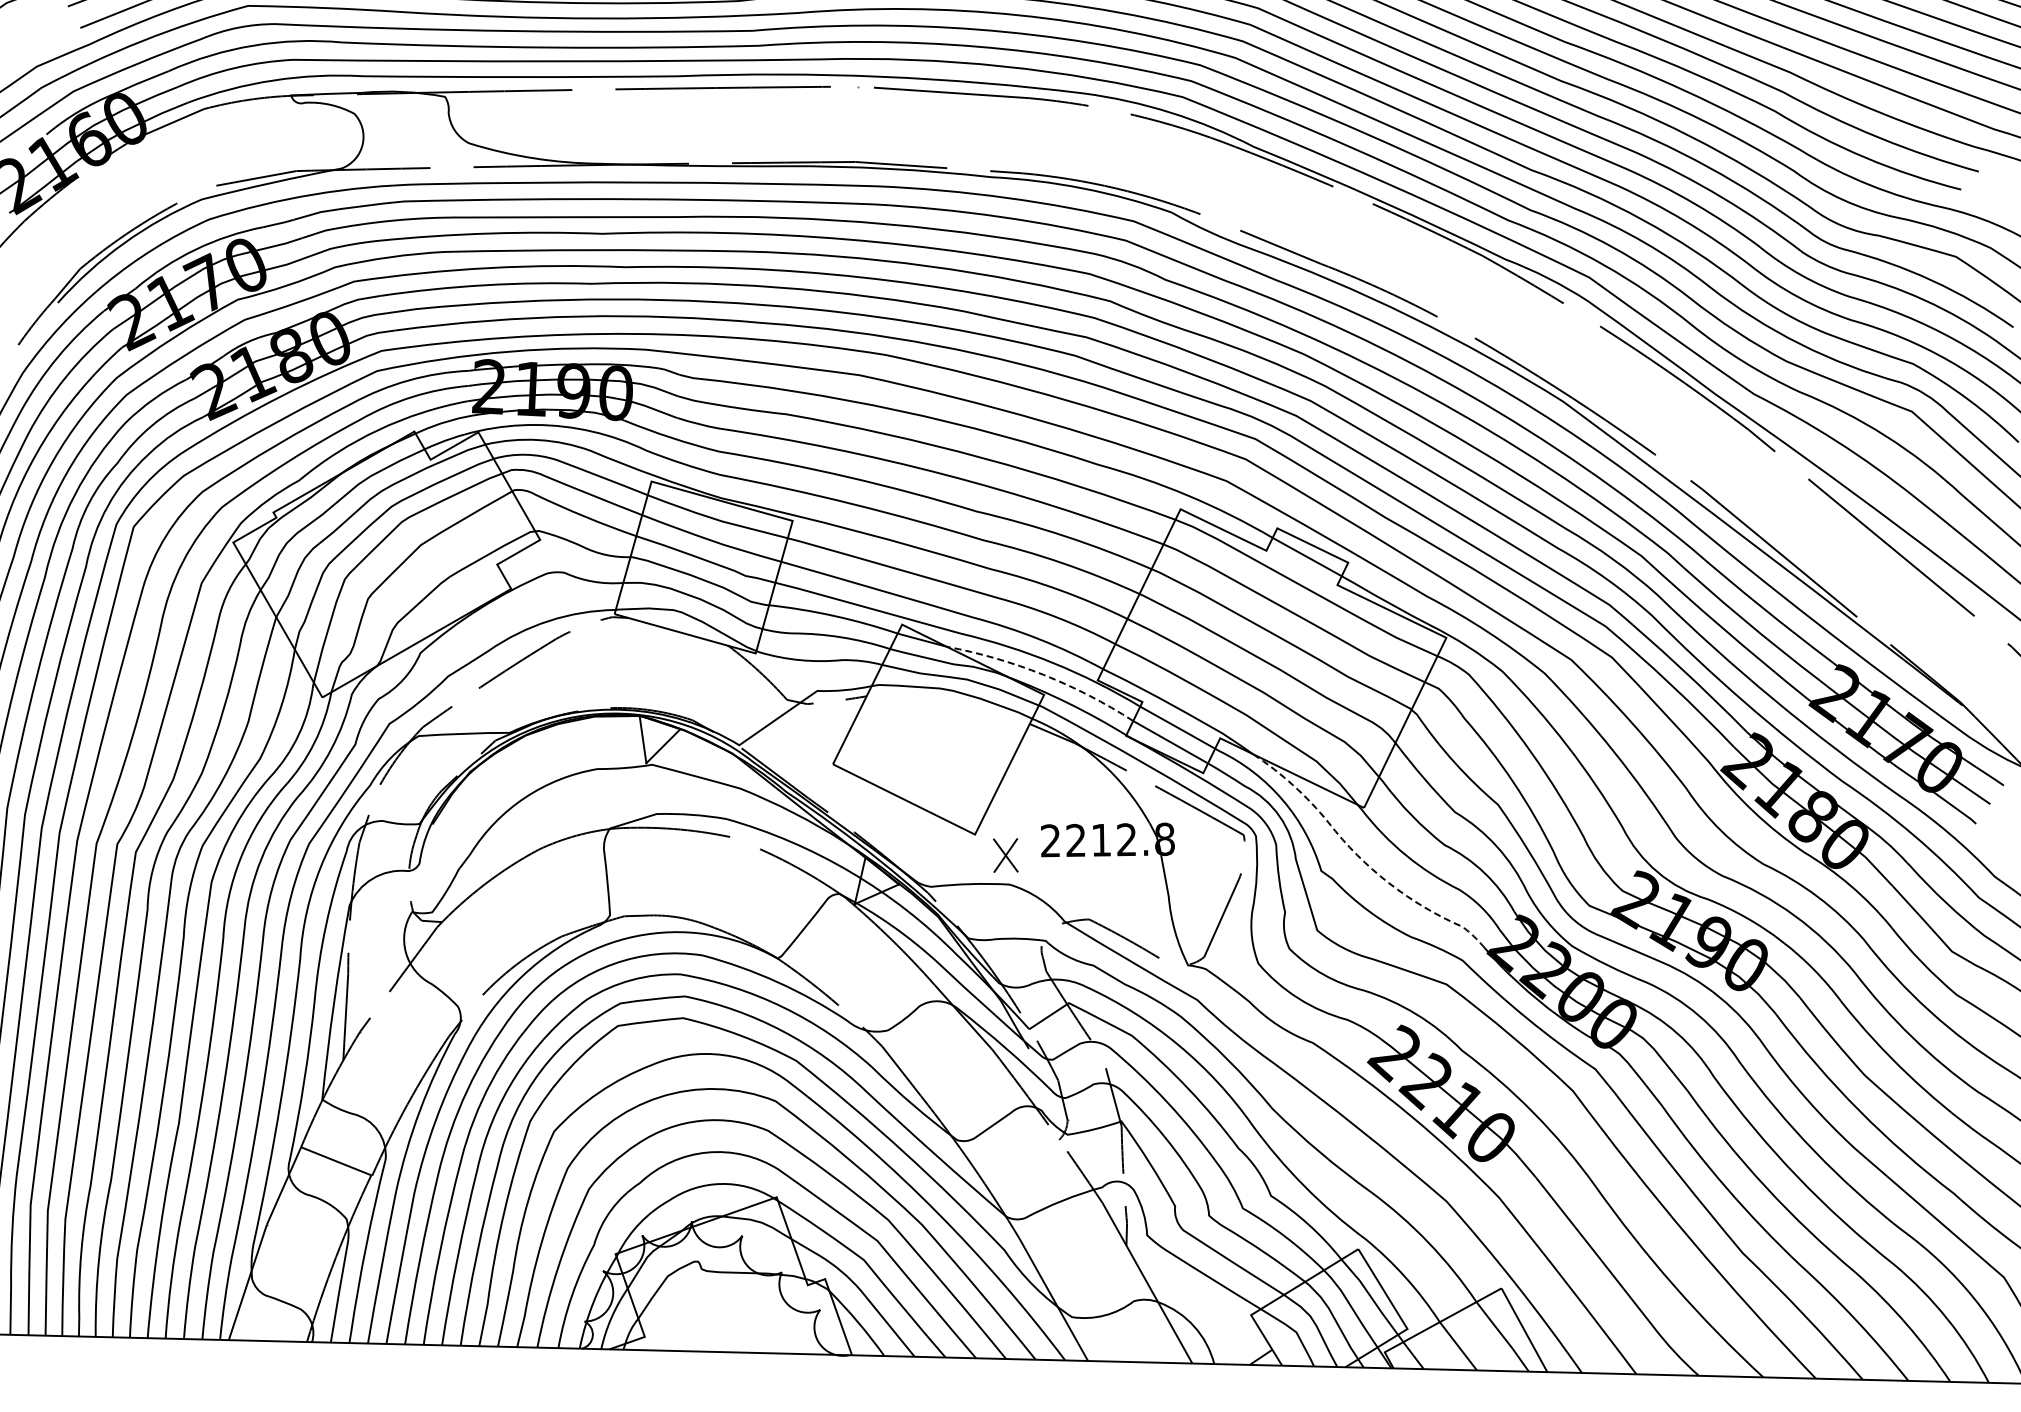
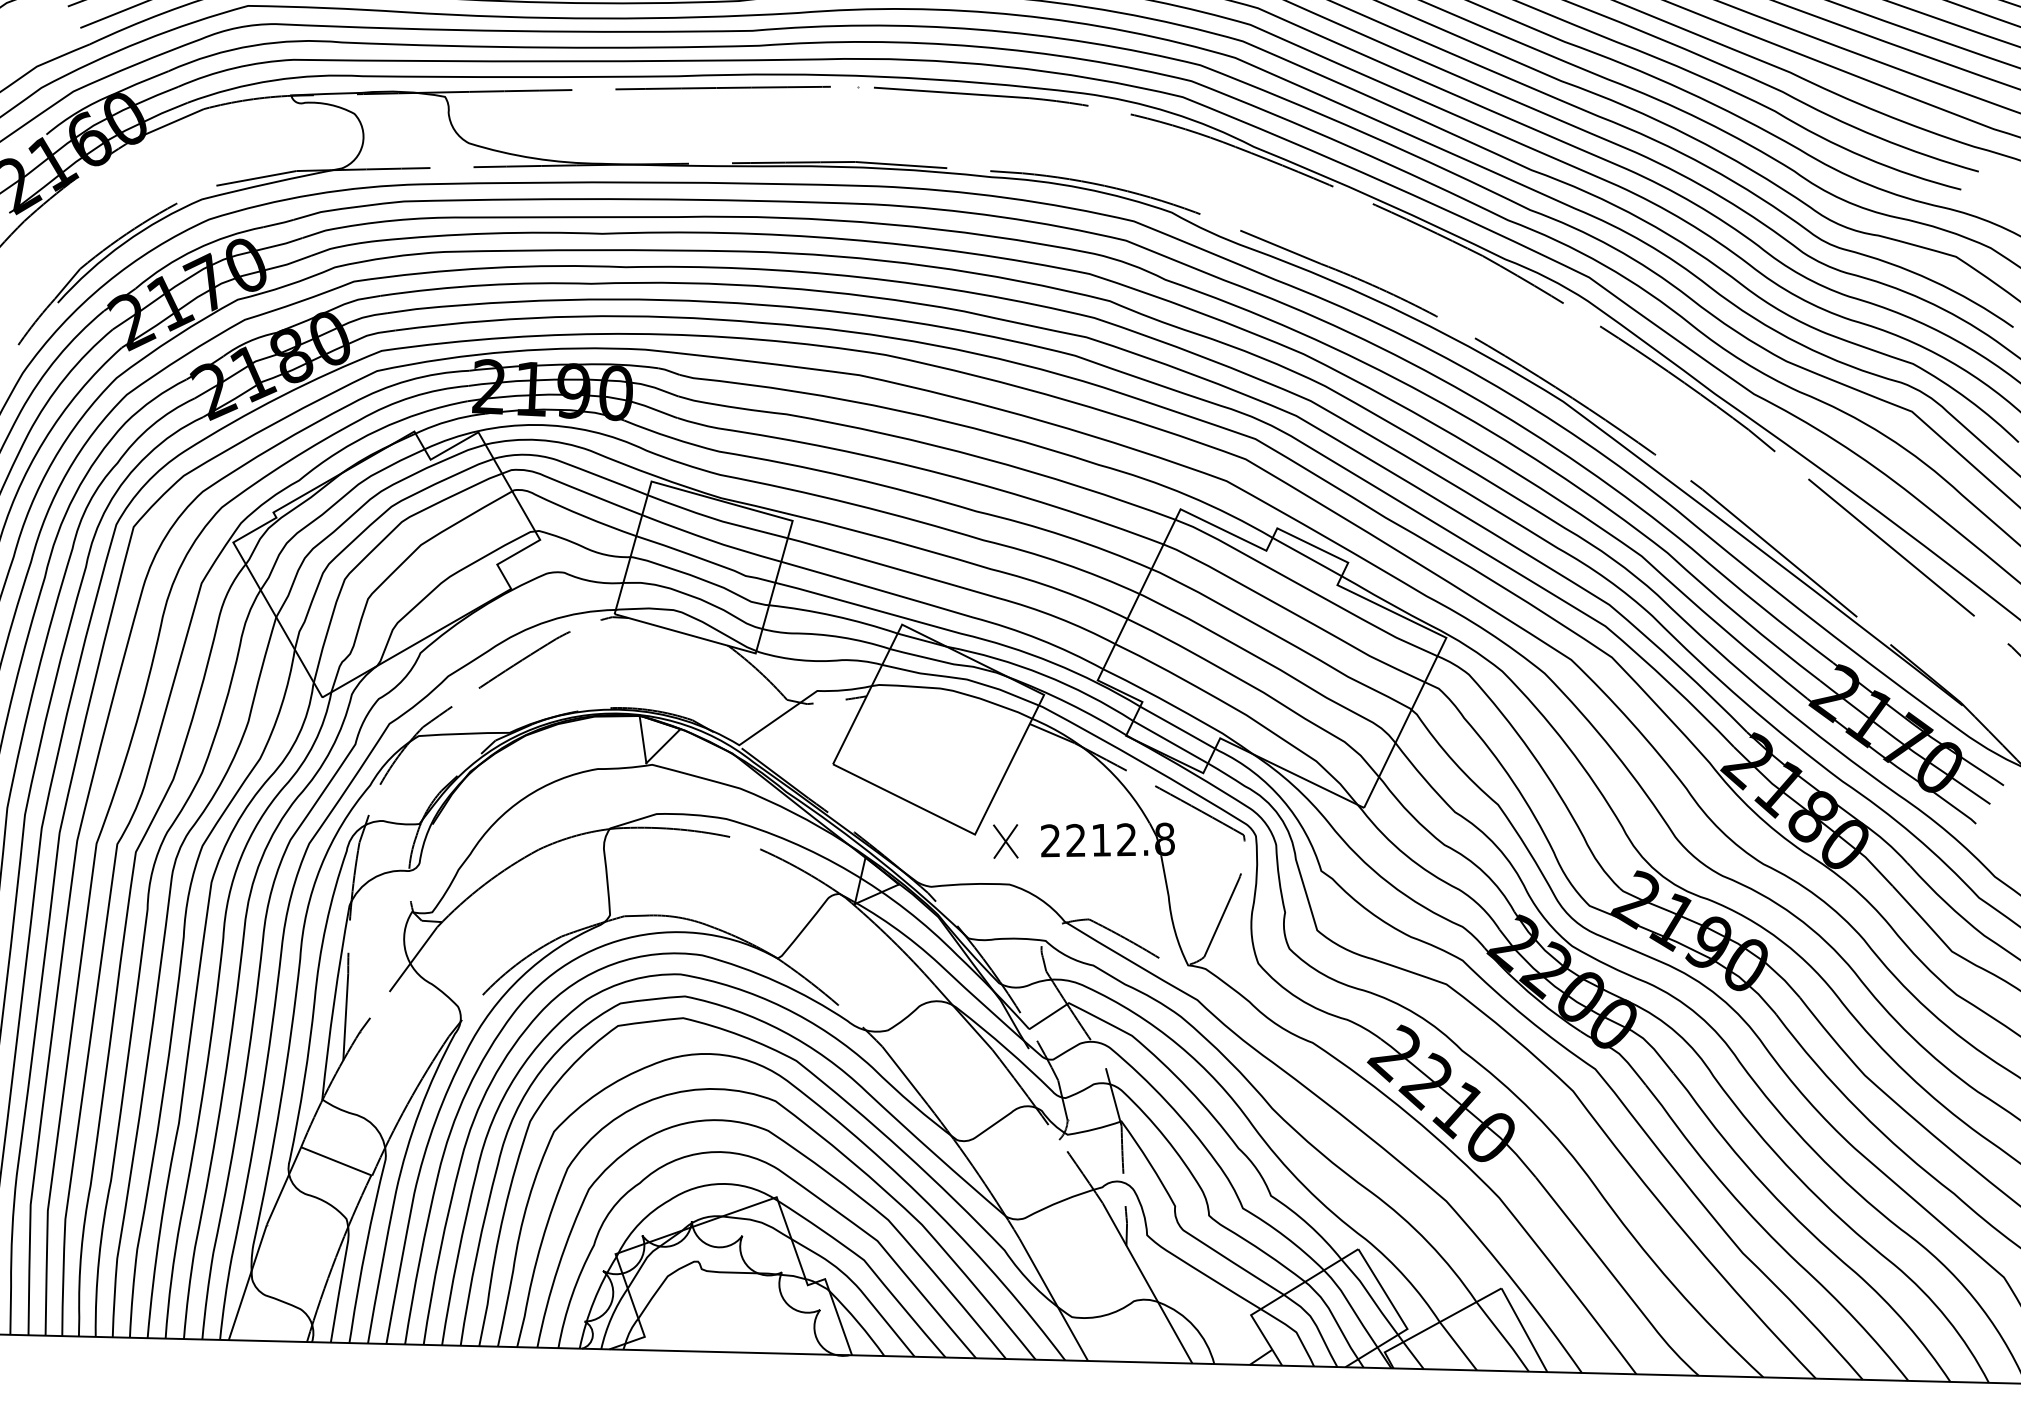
line: dashed -> solid (1043, 674)
part position: (1005, 855) -> (1005, 841) (1005, 841)
line: dashed -> solid (1362, 859)
